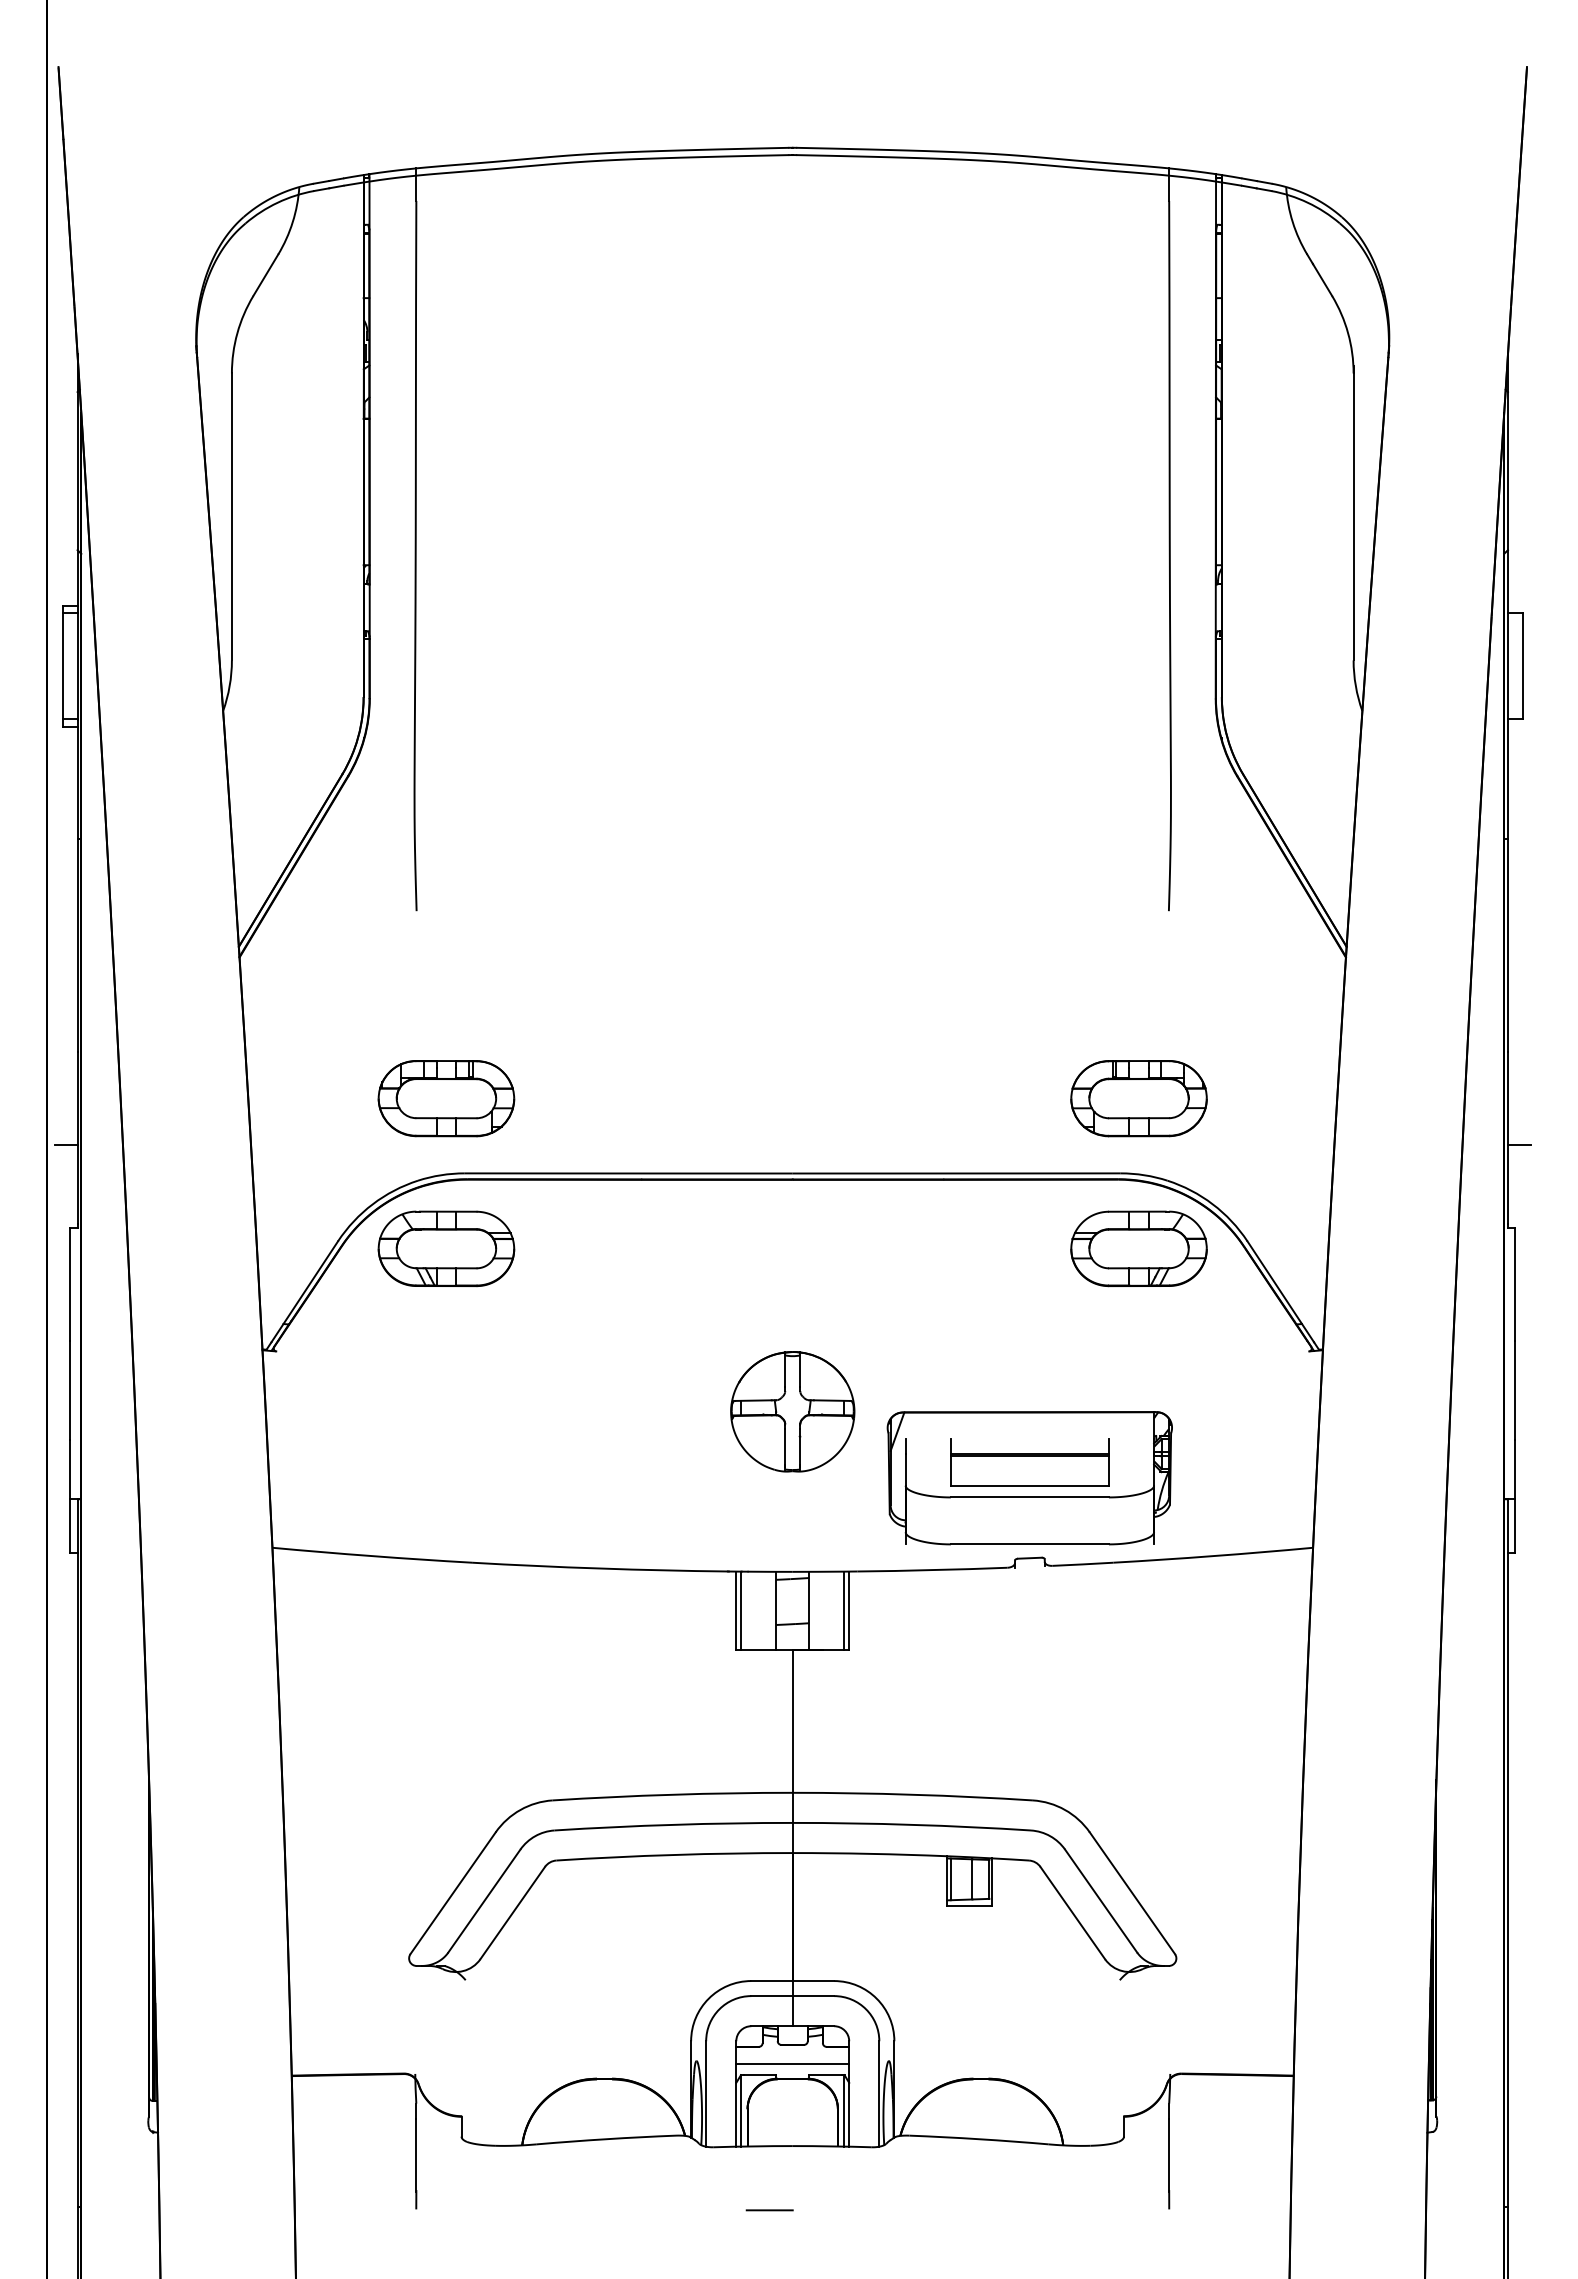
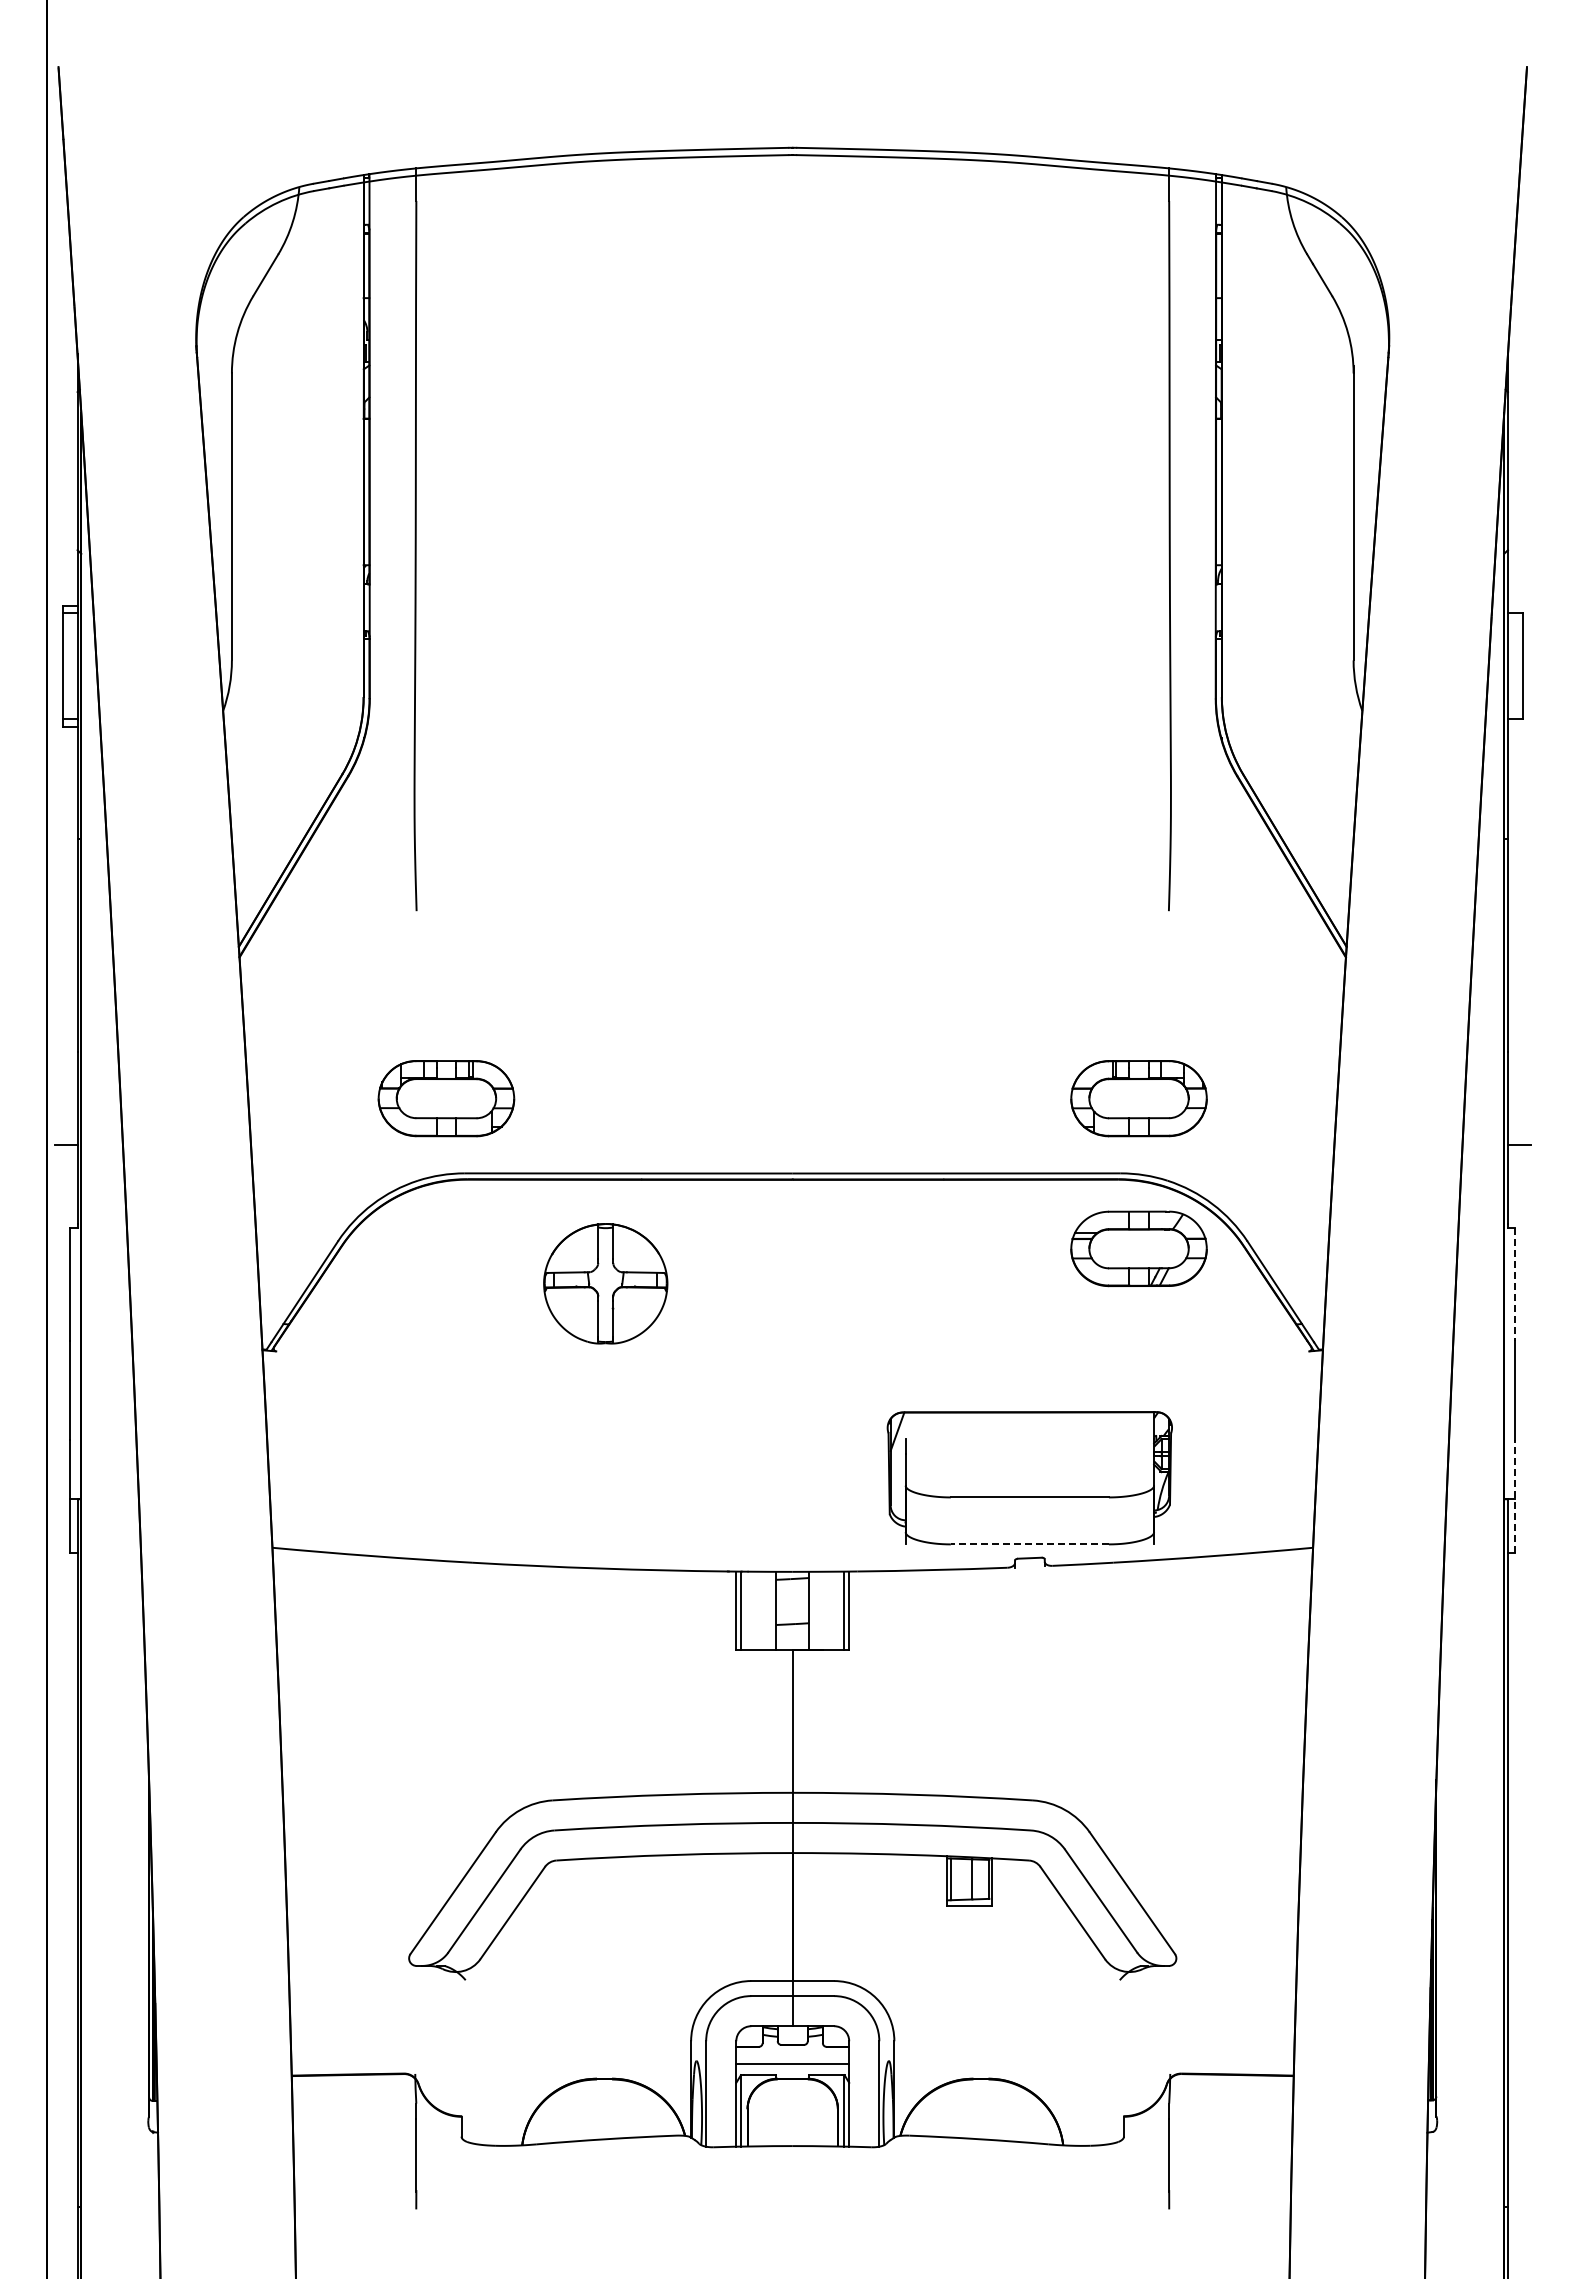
part: present -> none (446, 1248)
line: solid -> dashed (1515, 1284)
part position: (792, 1411) -> (605, 1283) (605, 1283)
part: present -> none (1029, 1462)
line: solid -> dashed (1515, 1496)
line: solid -> dashed (1029, 1544)
line: present -> none (769, 2210)
